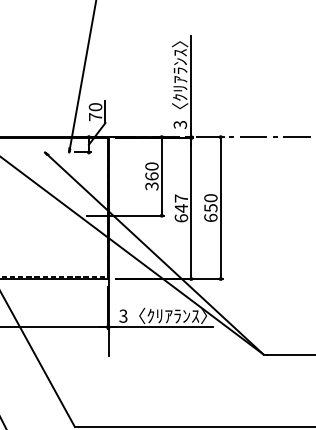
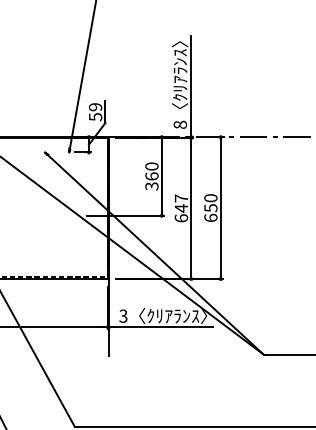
text: 70 -> 59 (95, 112)
text: 3 -> 8 (179, 124)
